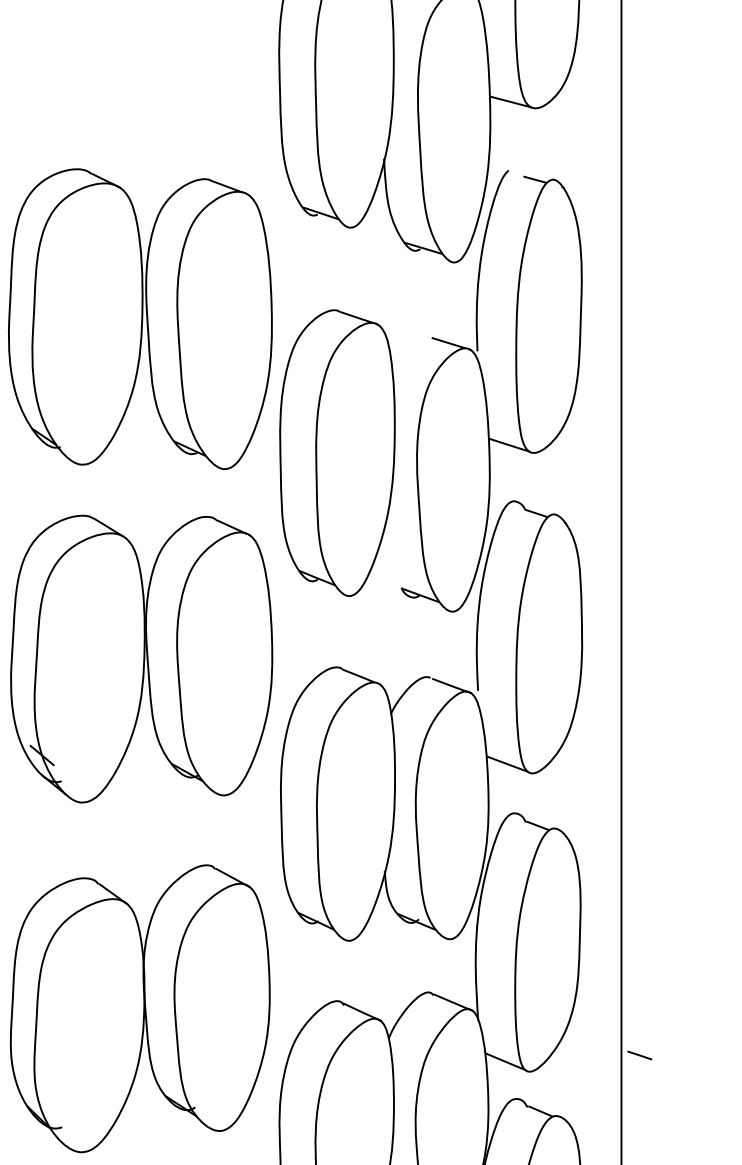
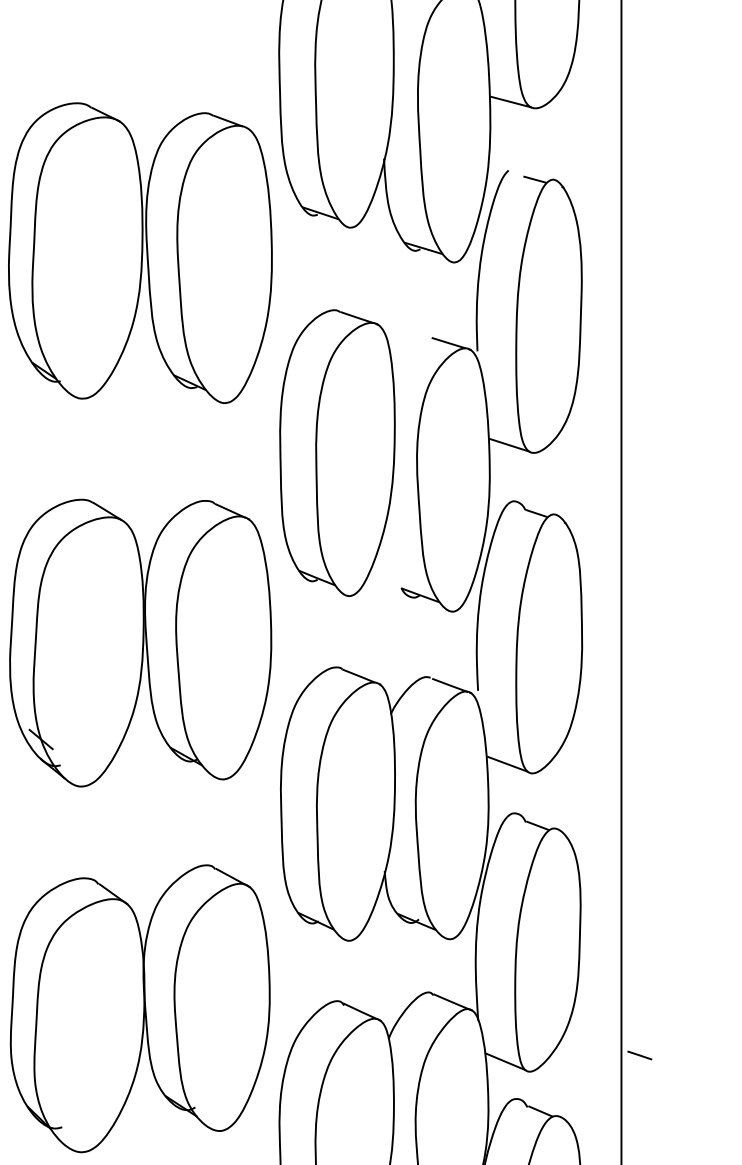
part position: (140, 318) -> (140, 252) (140, 252)
part position: (141, 658) -> (140, 642) (140, 642)
